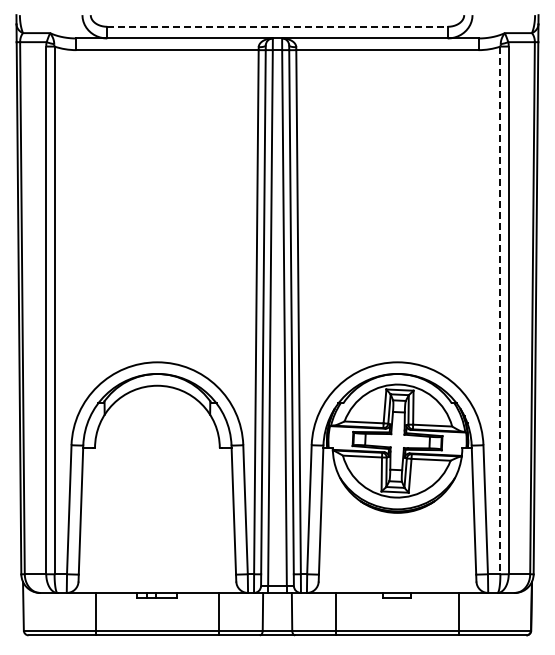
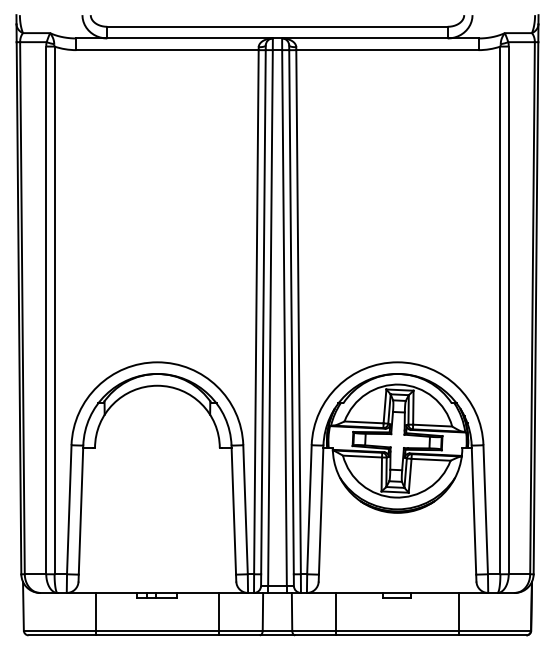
line: dashed -> solid (277, 26)
line: dashed -> solid (500, 310)
